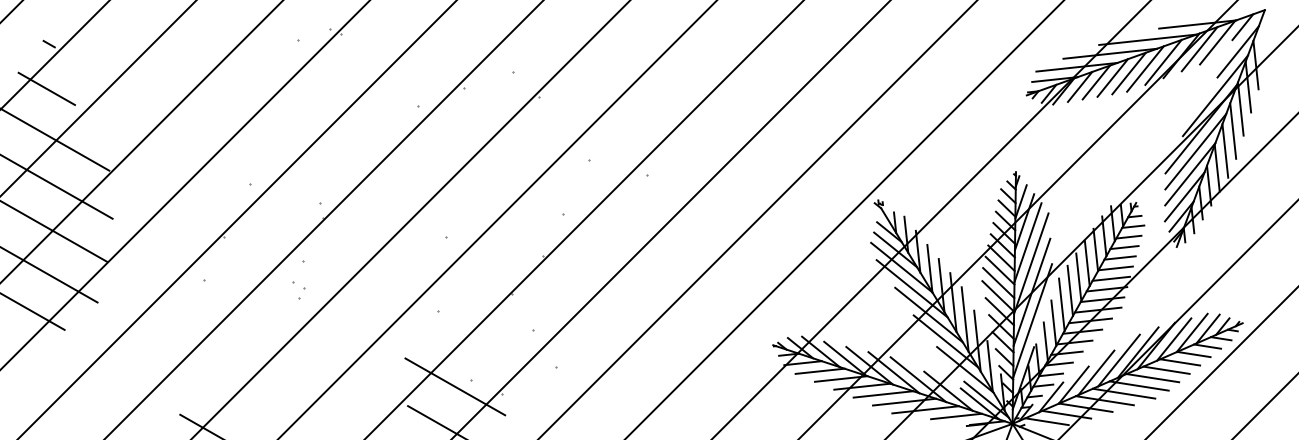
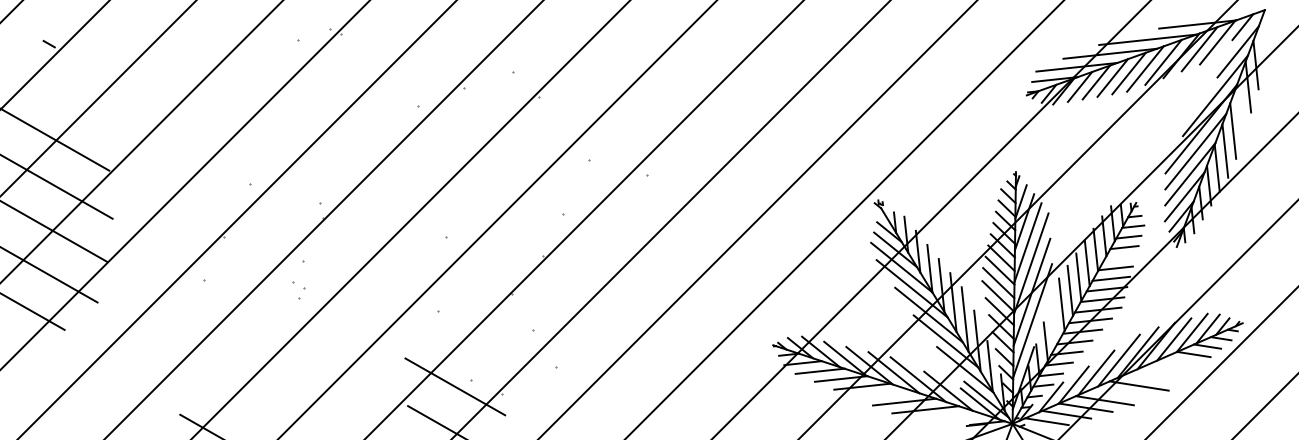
line: present -> none (46, 88)
line: present -> none (1240, 108)
line: present -> none (1119, 257)
line: present -> none (1053, 322)
line: present -> none (1180, 362)
line: present -> none (1166, 369)
line: present -> none (1152, 378)
line: present -> none (1123, 393)
line: present -> none (883, 394)
line: present -> none (956, 416)
